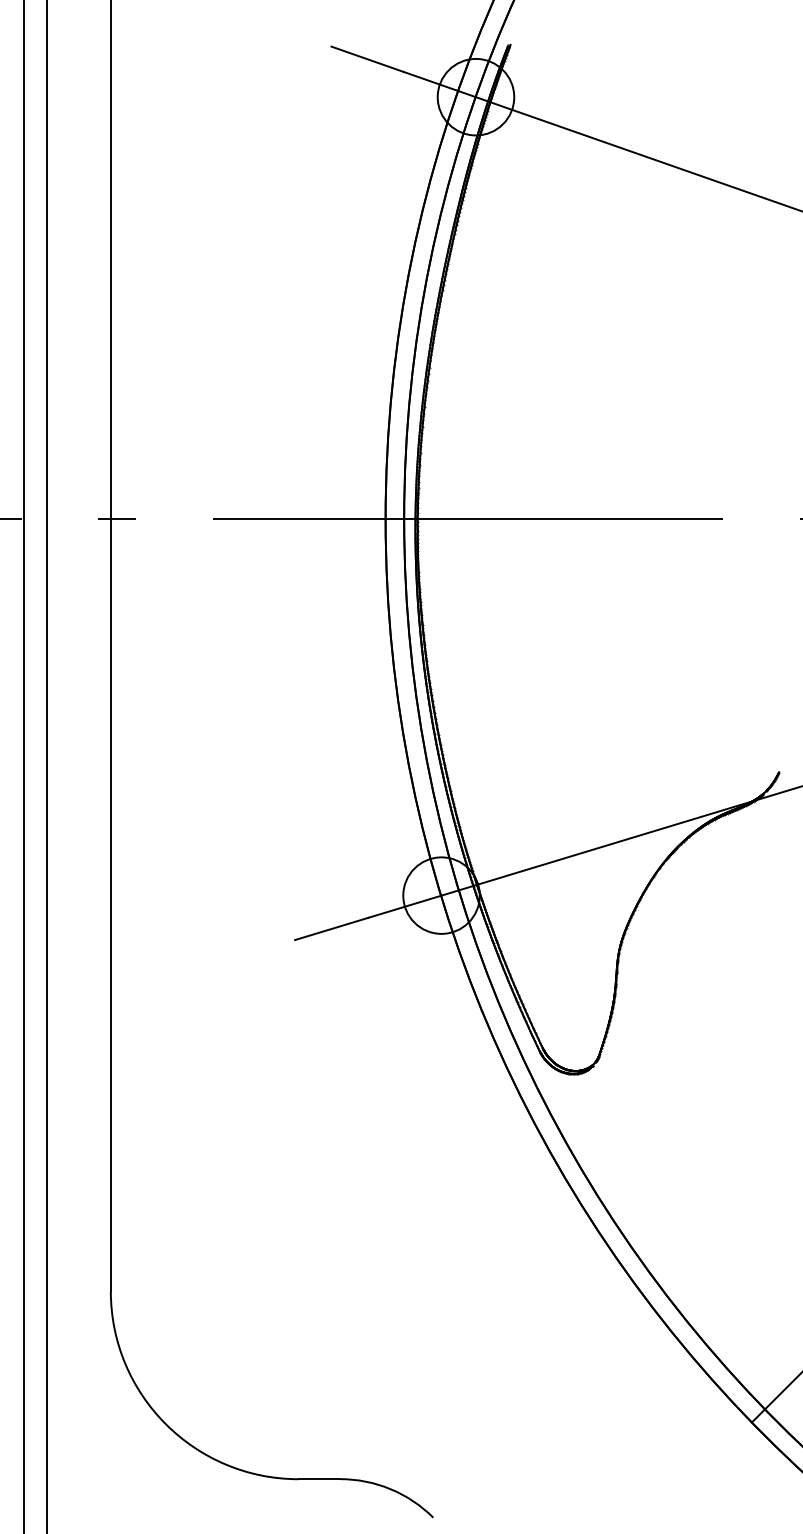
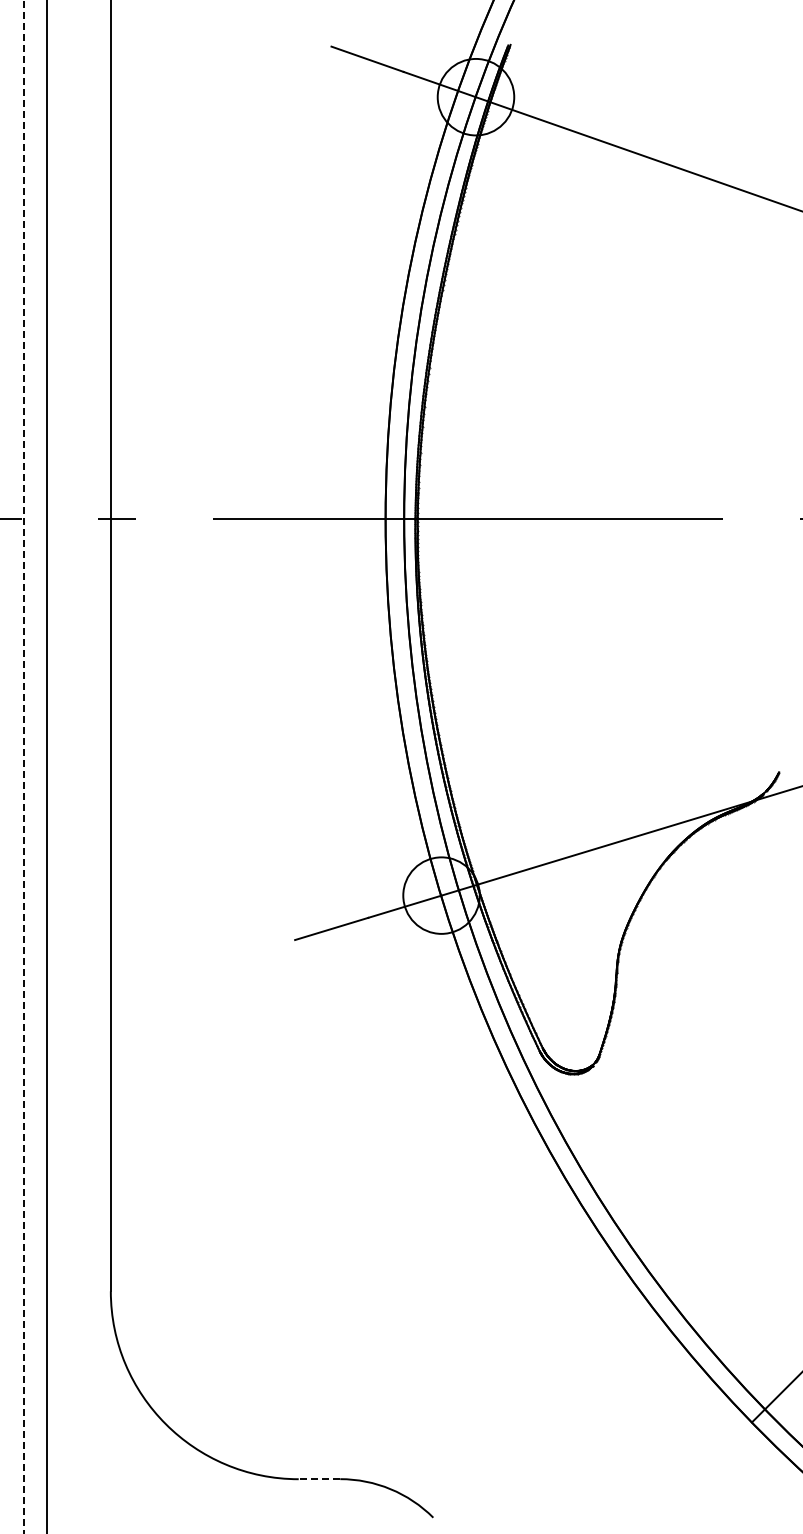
line: solid -> dashed (23, 766)
line: solid -> dashed (319, 1479)
